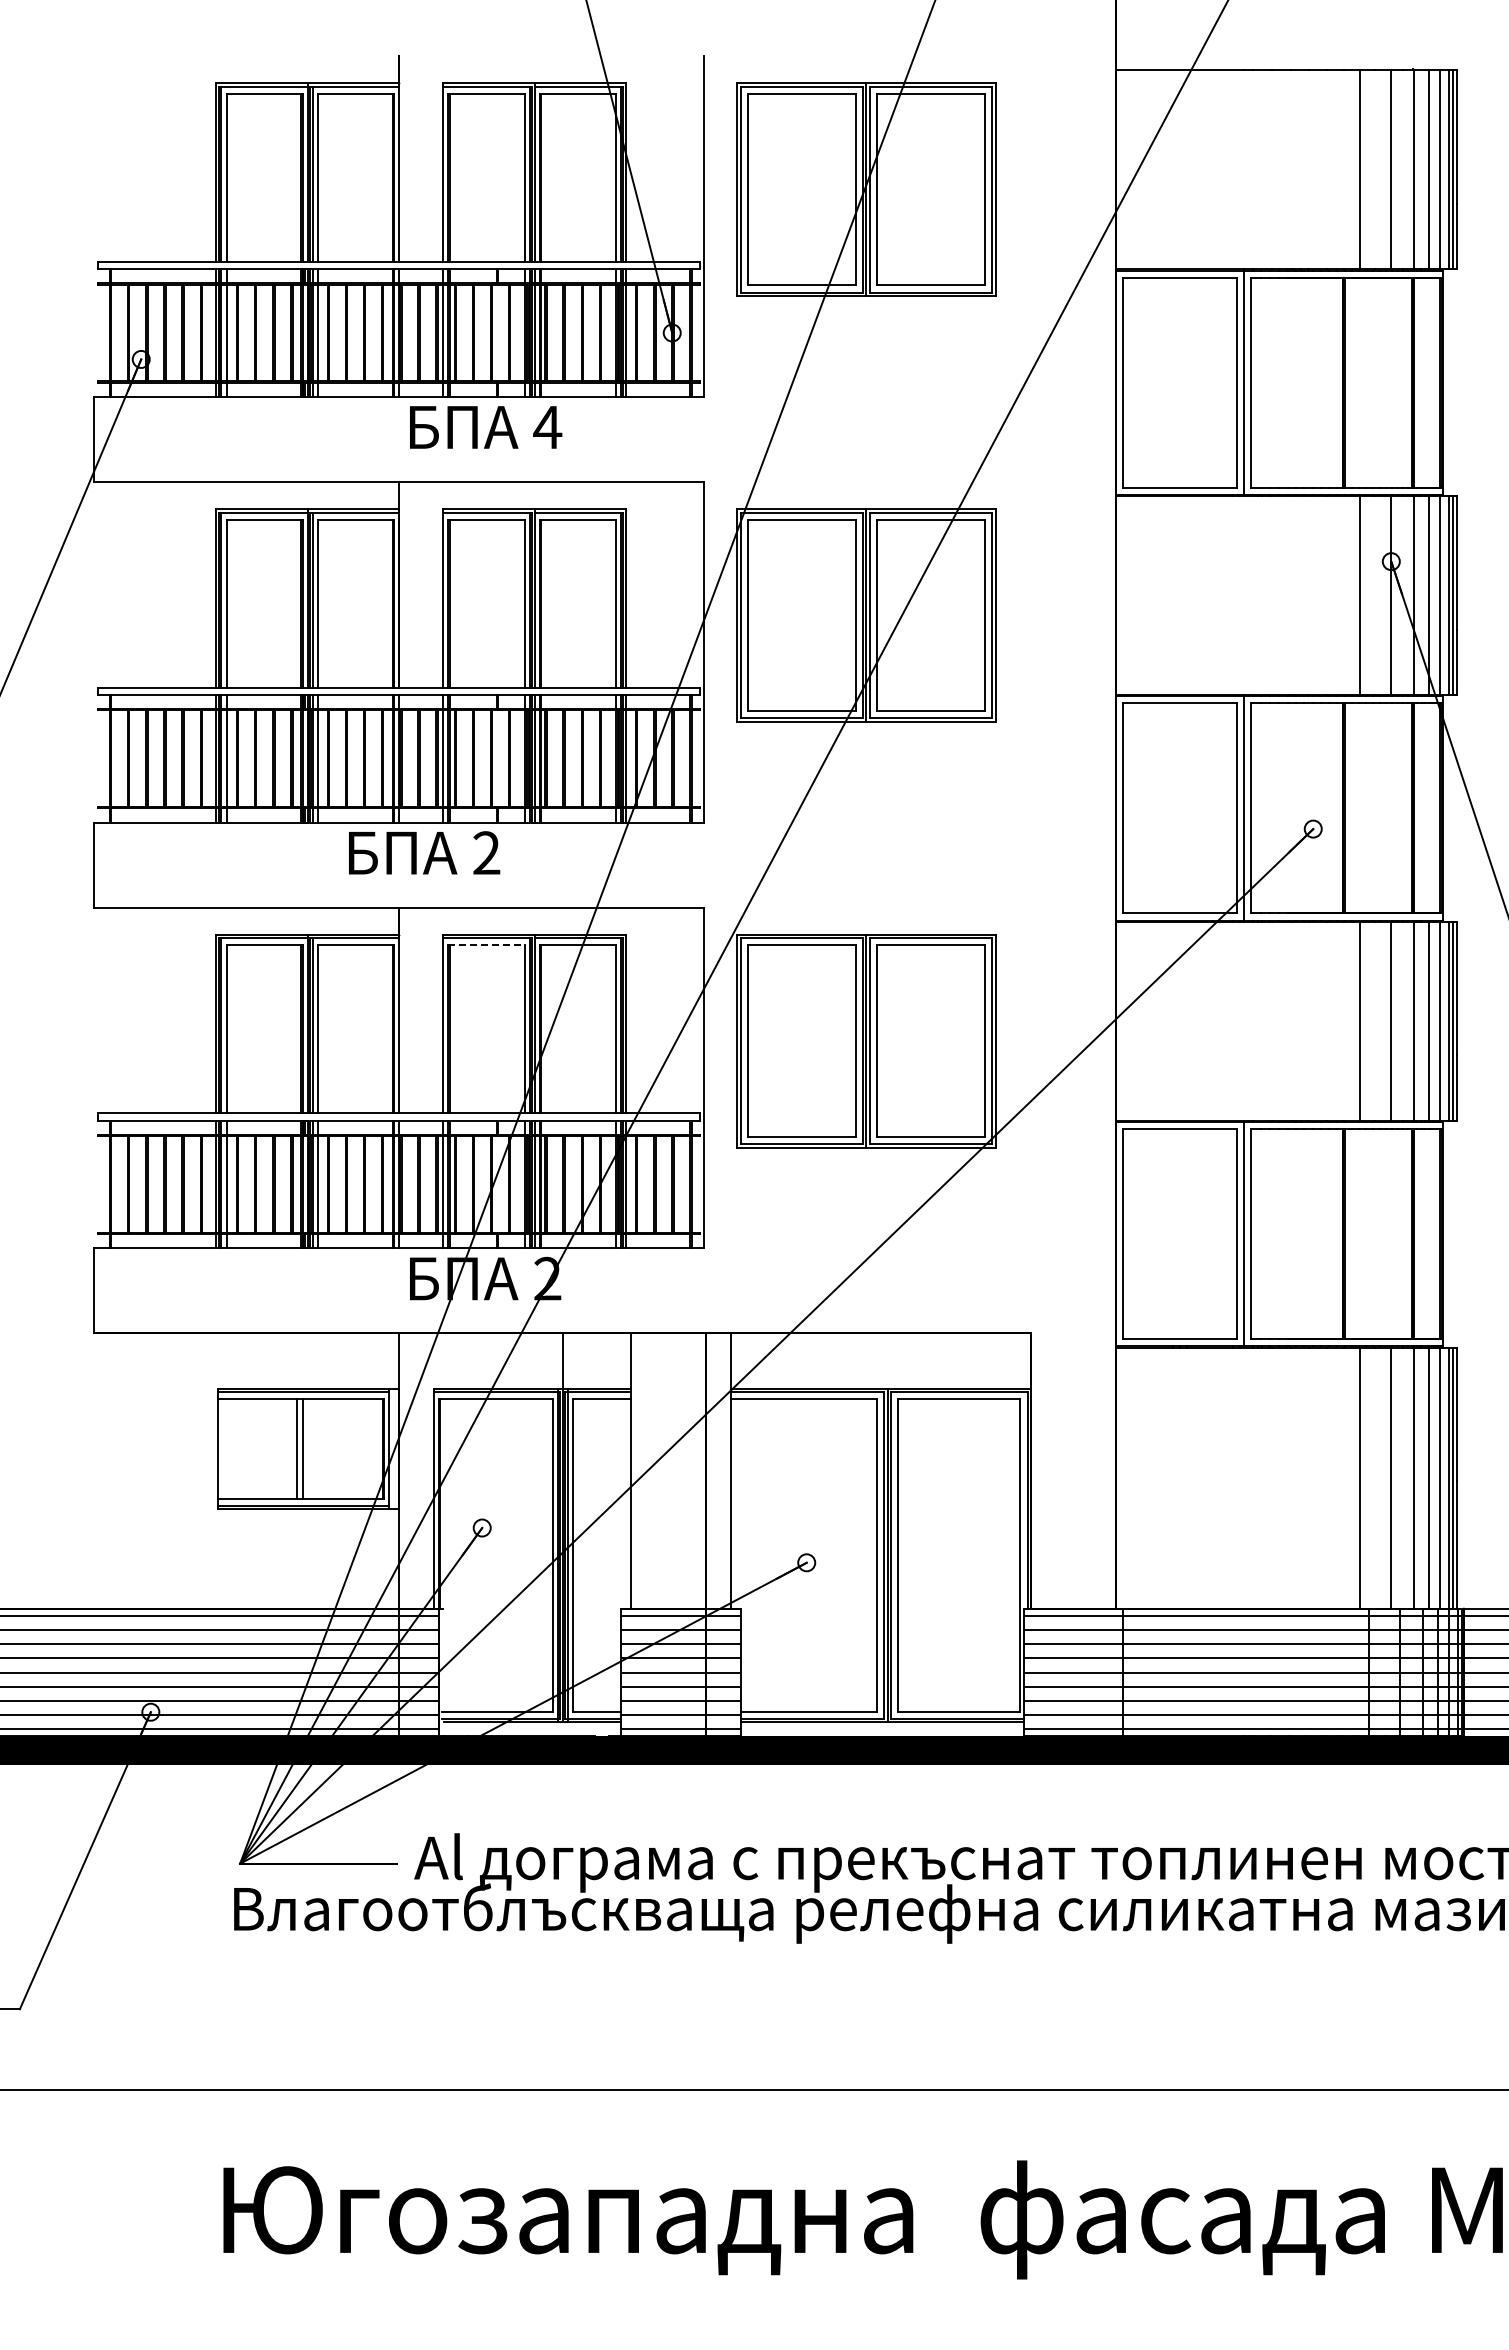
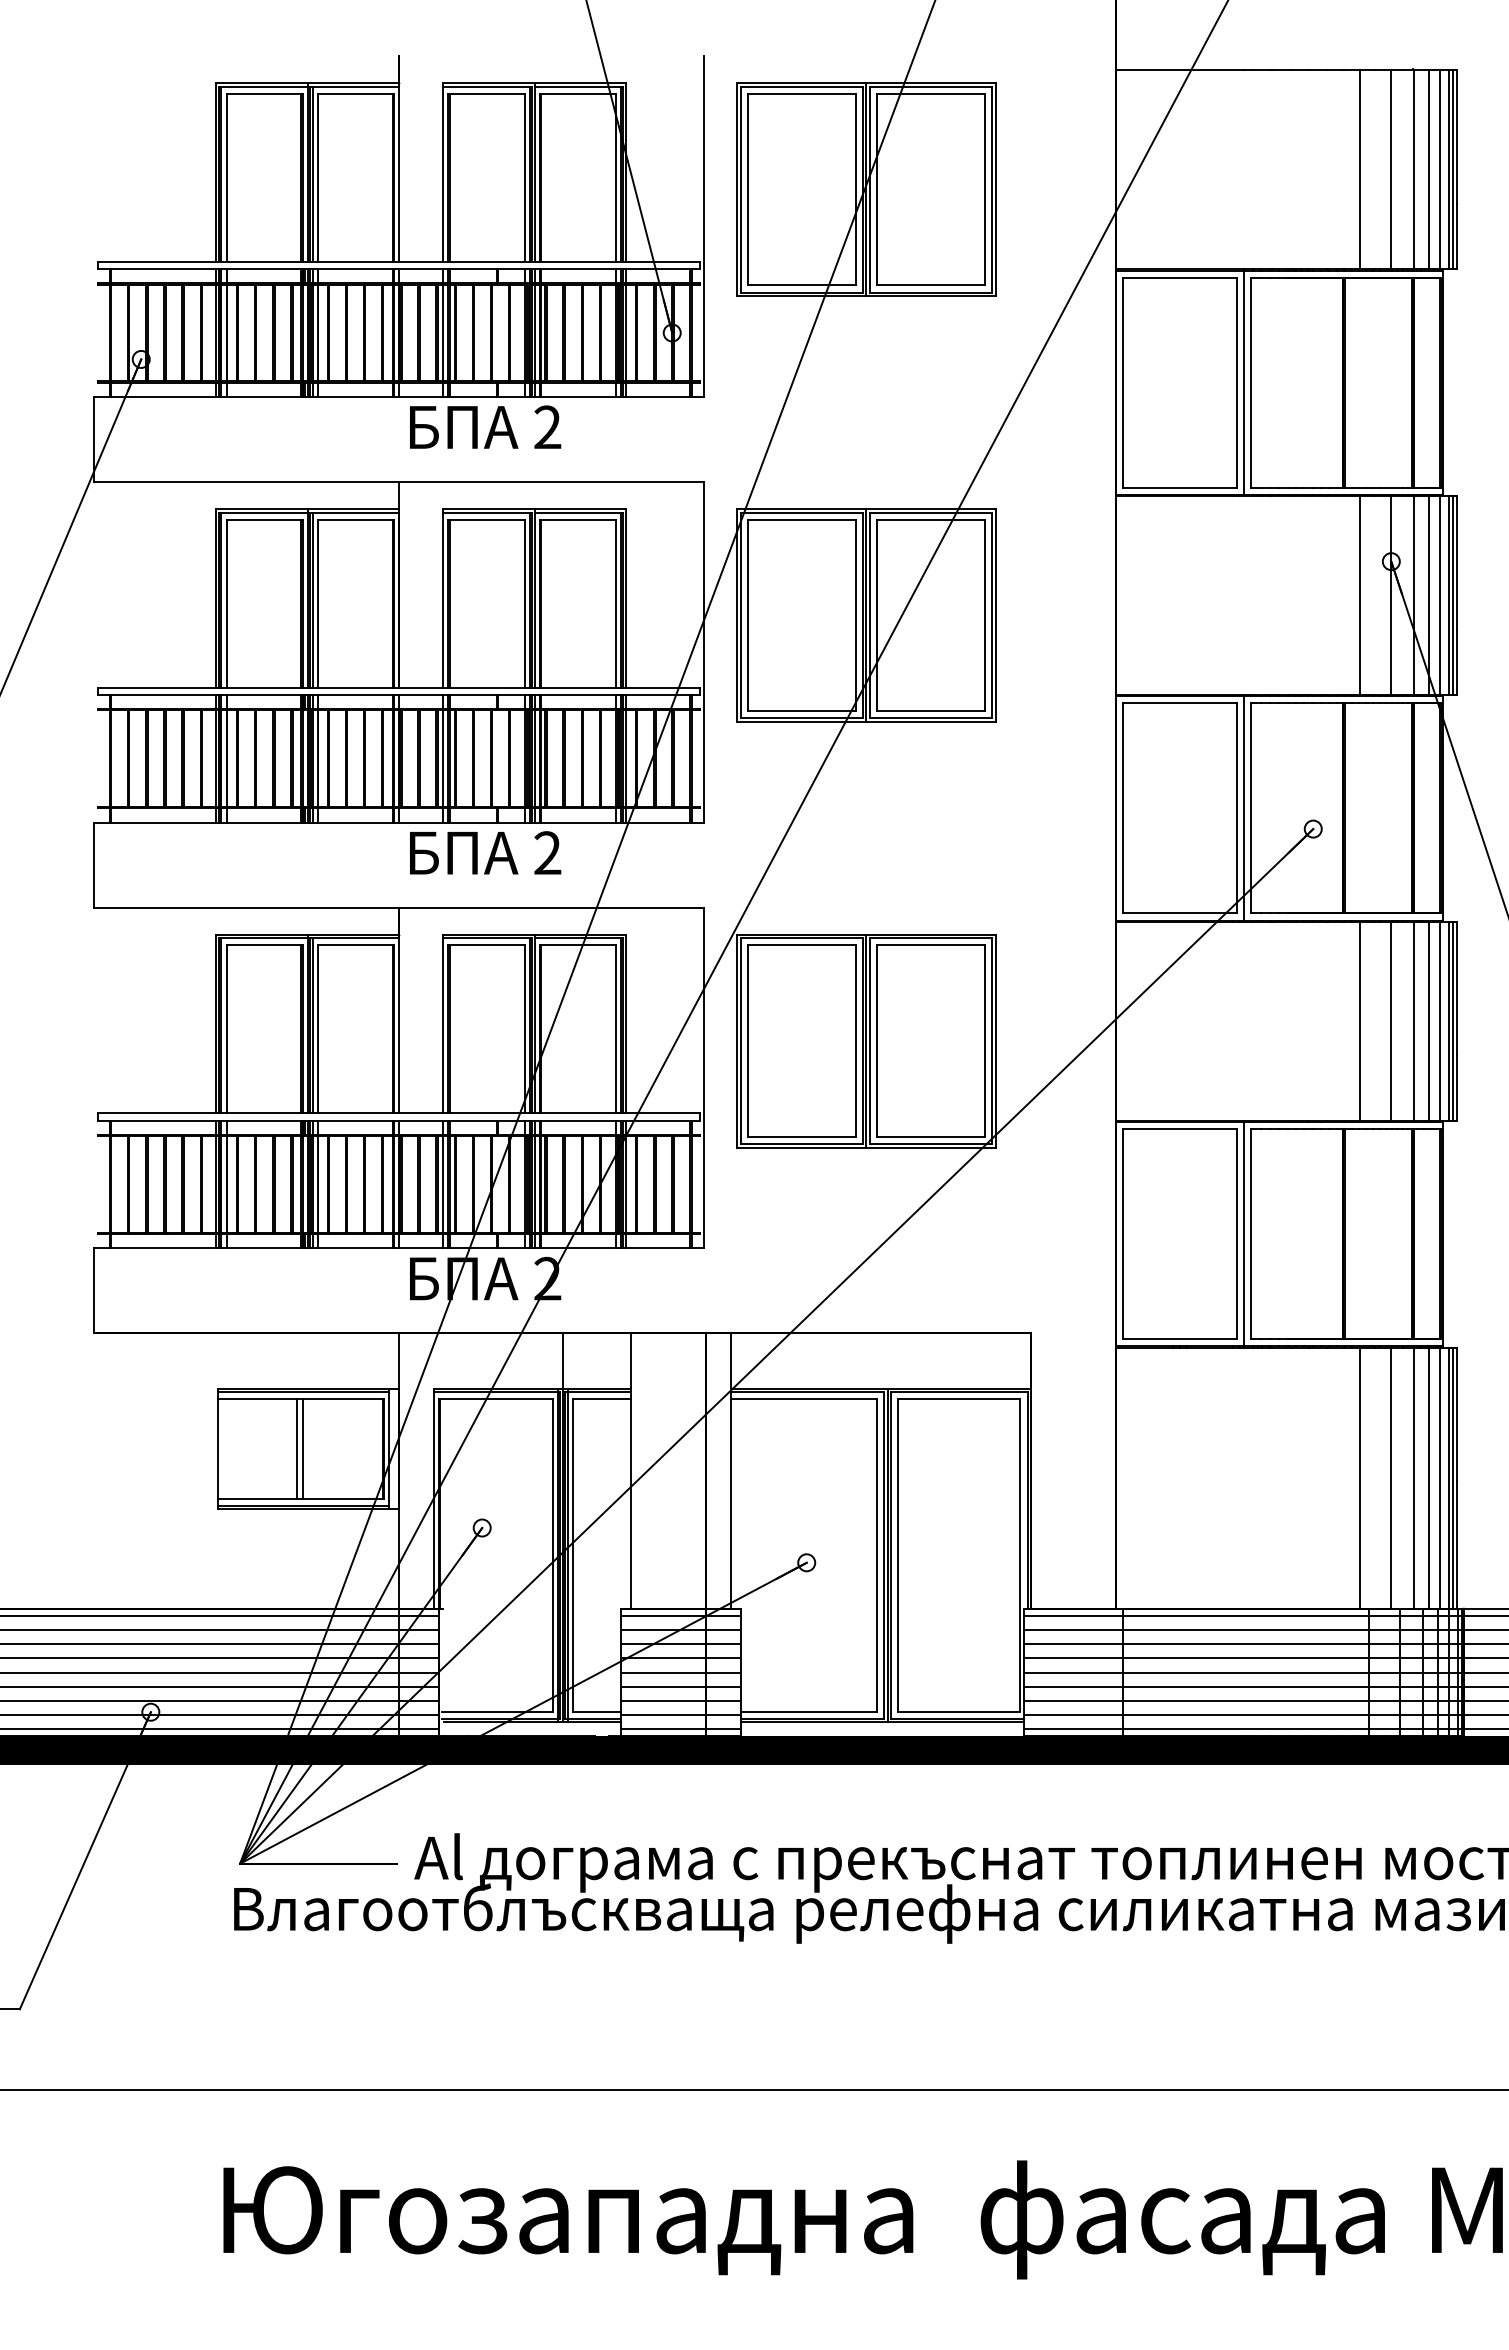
text: 4 -> 2 (547, 426)
text position: (424, 852) -> (485, 852) (485, 852)
line: dashed -> solid (486, 945)
